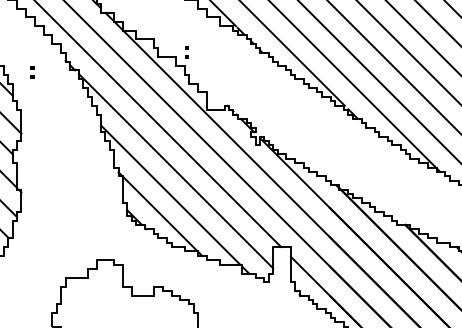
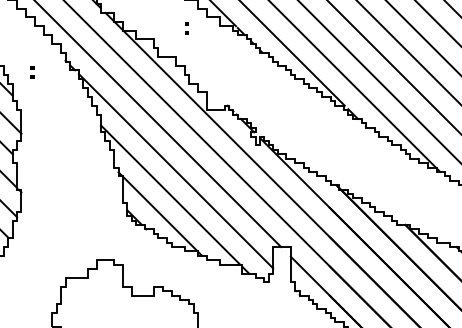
part position: (186, 52) -> (186, 28) (186, 28)
